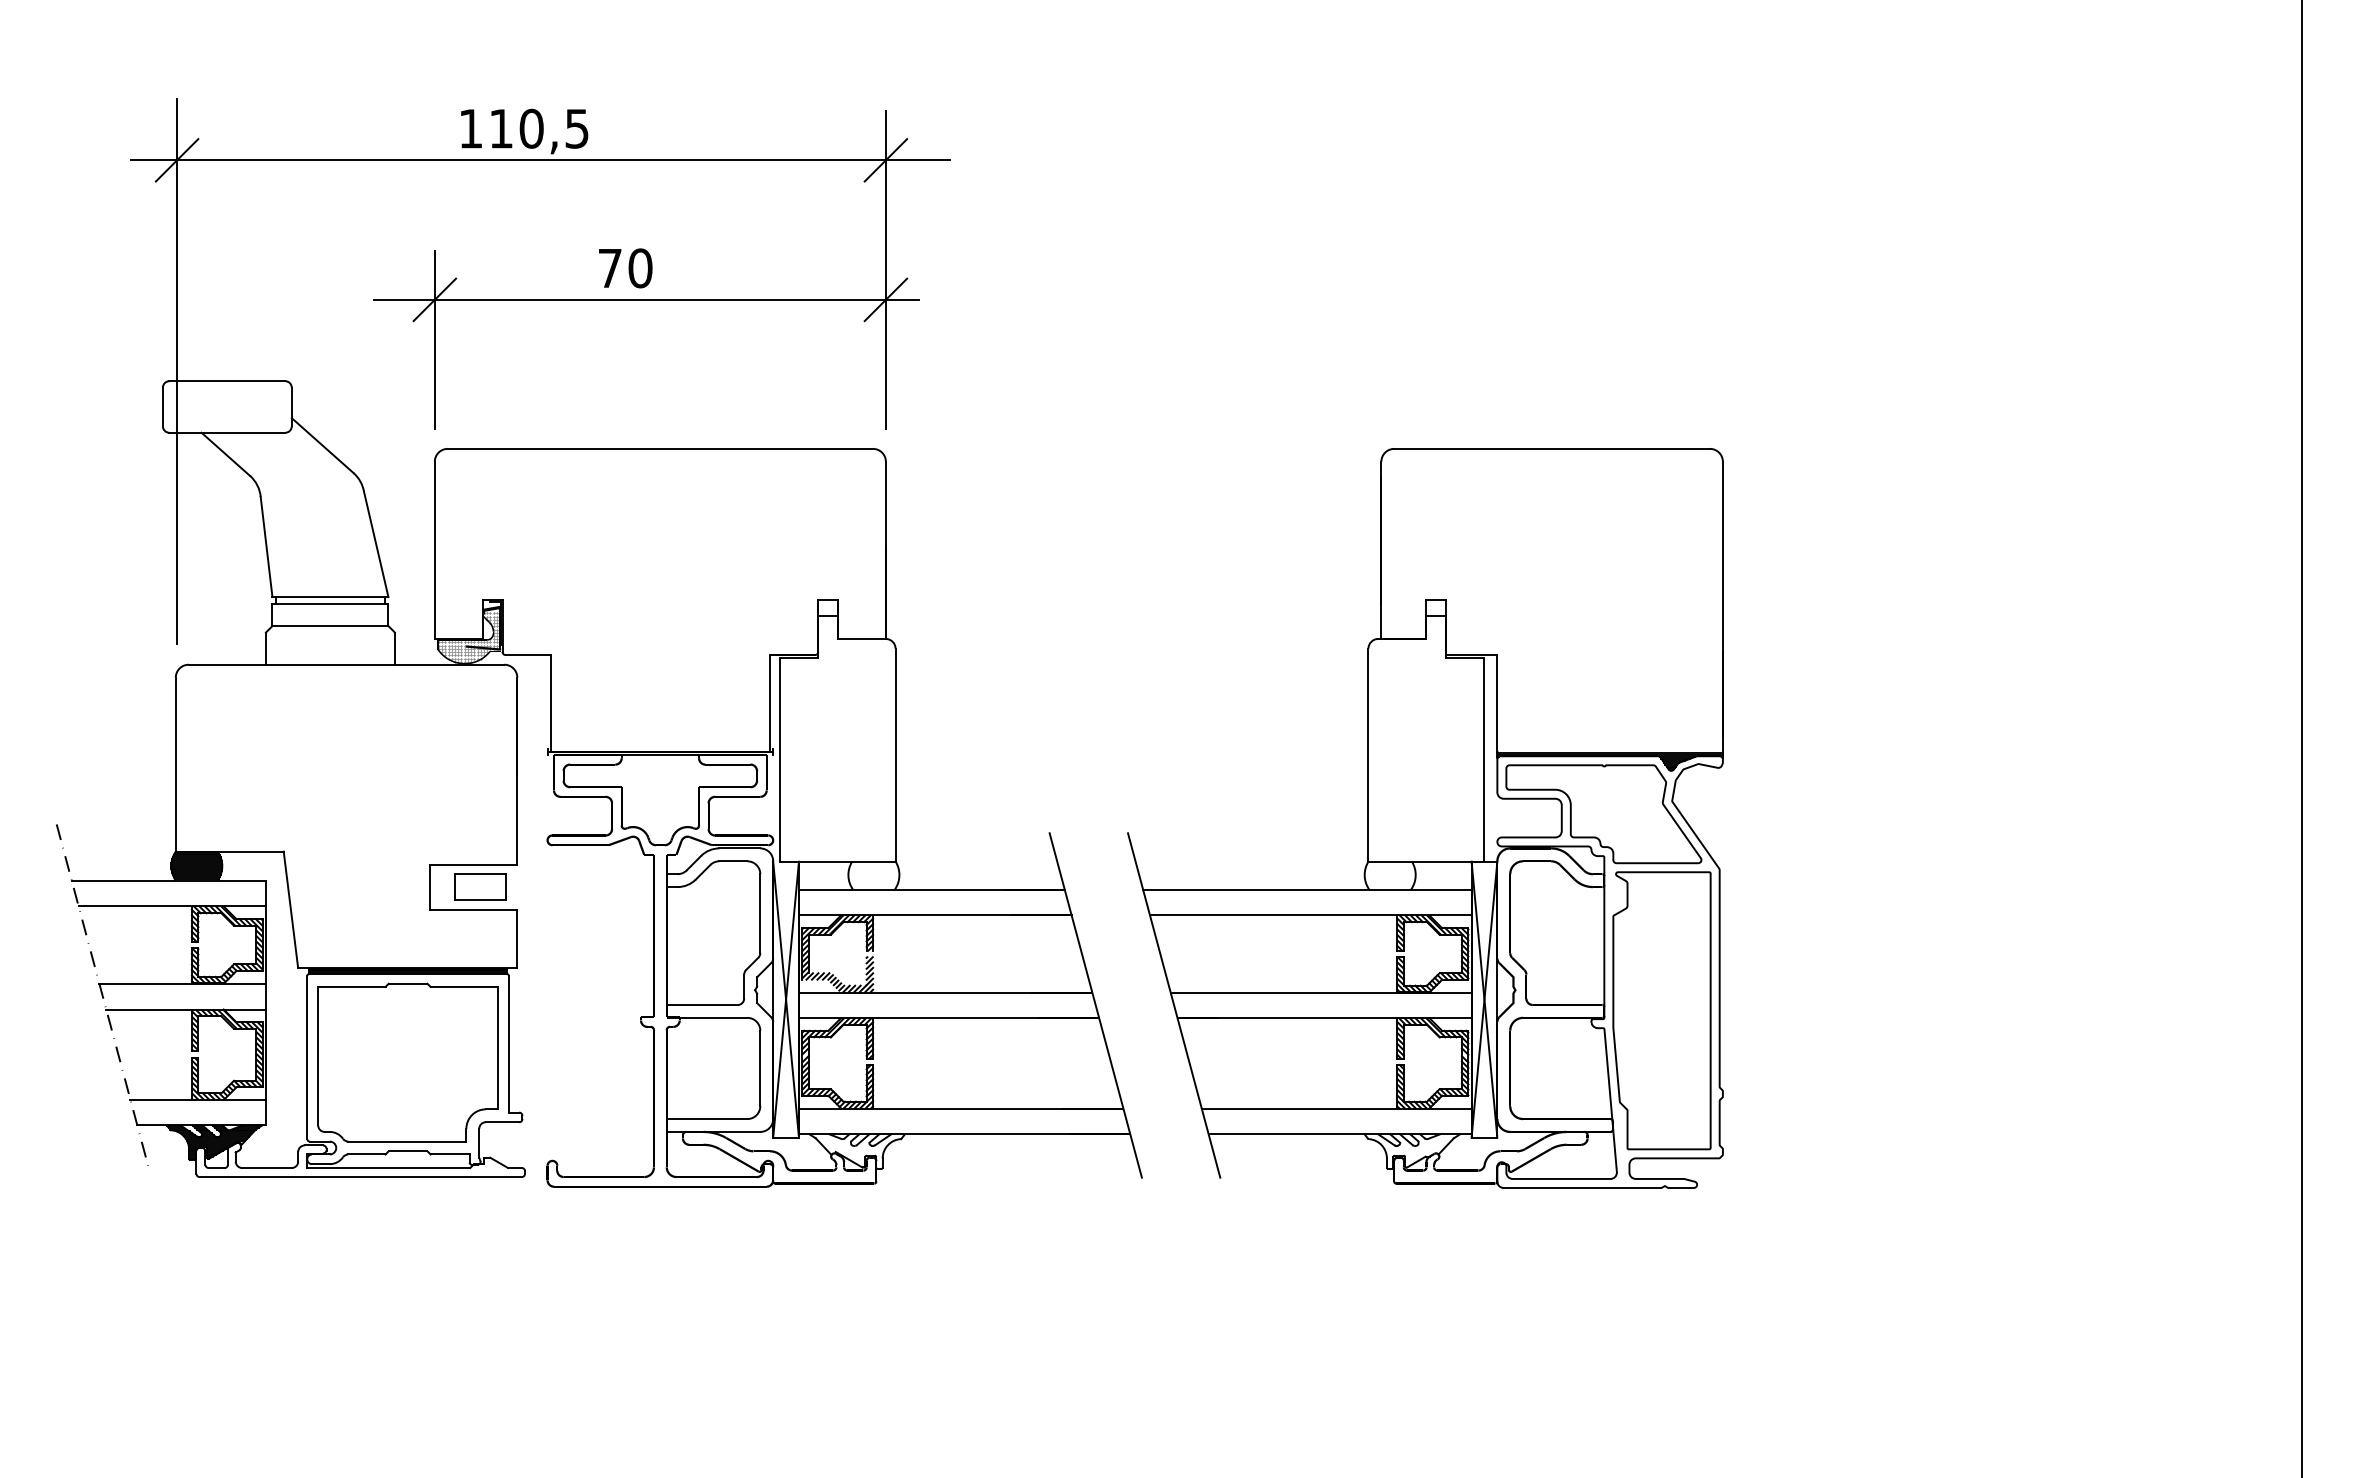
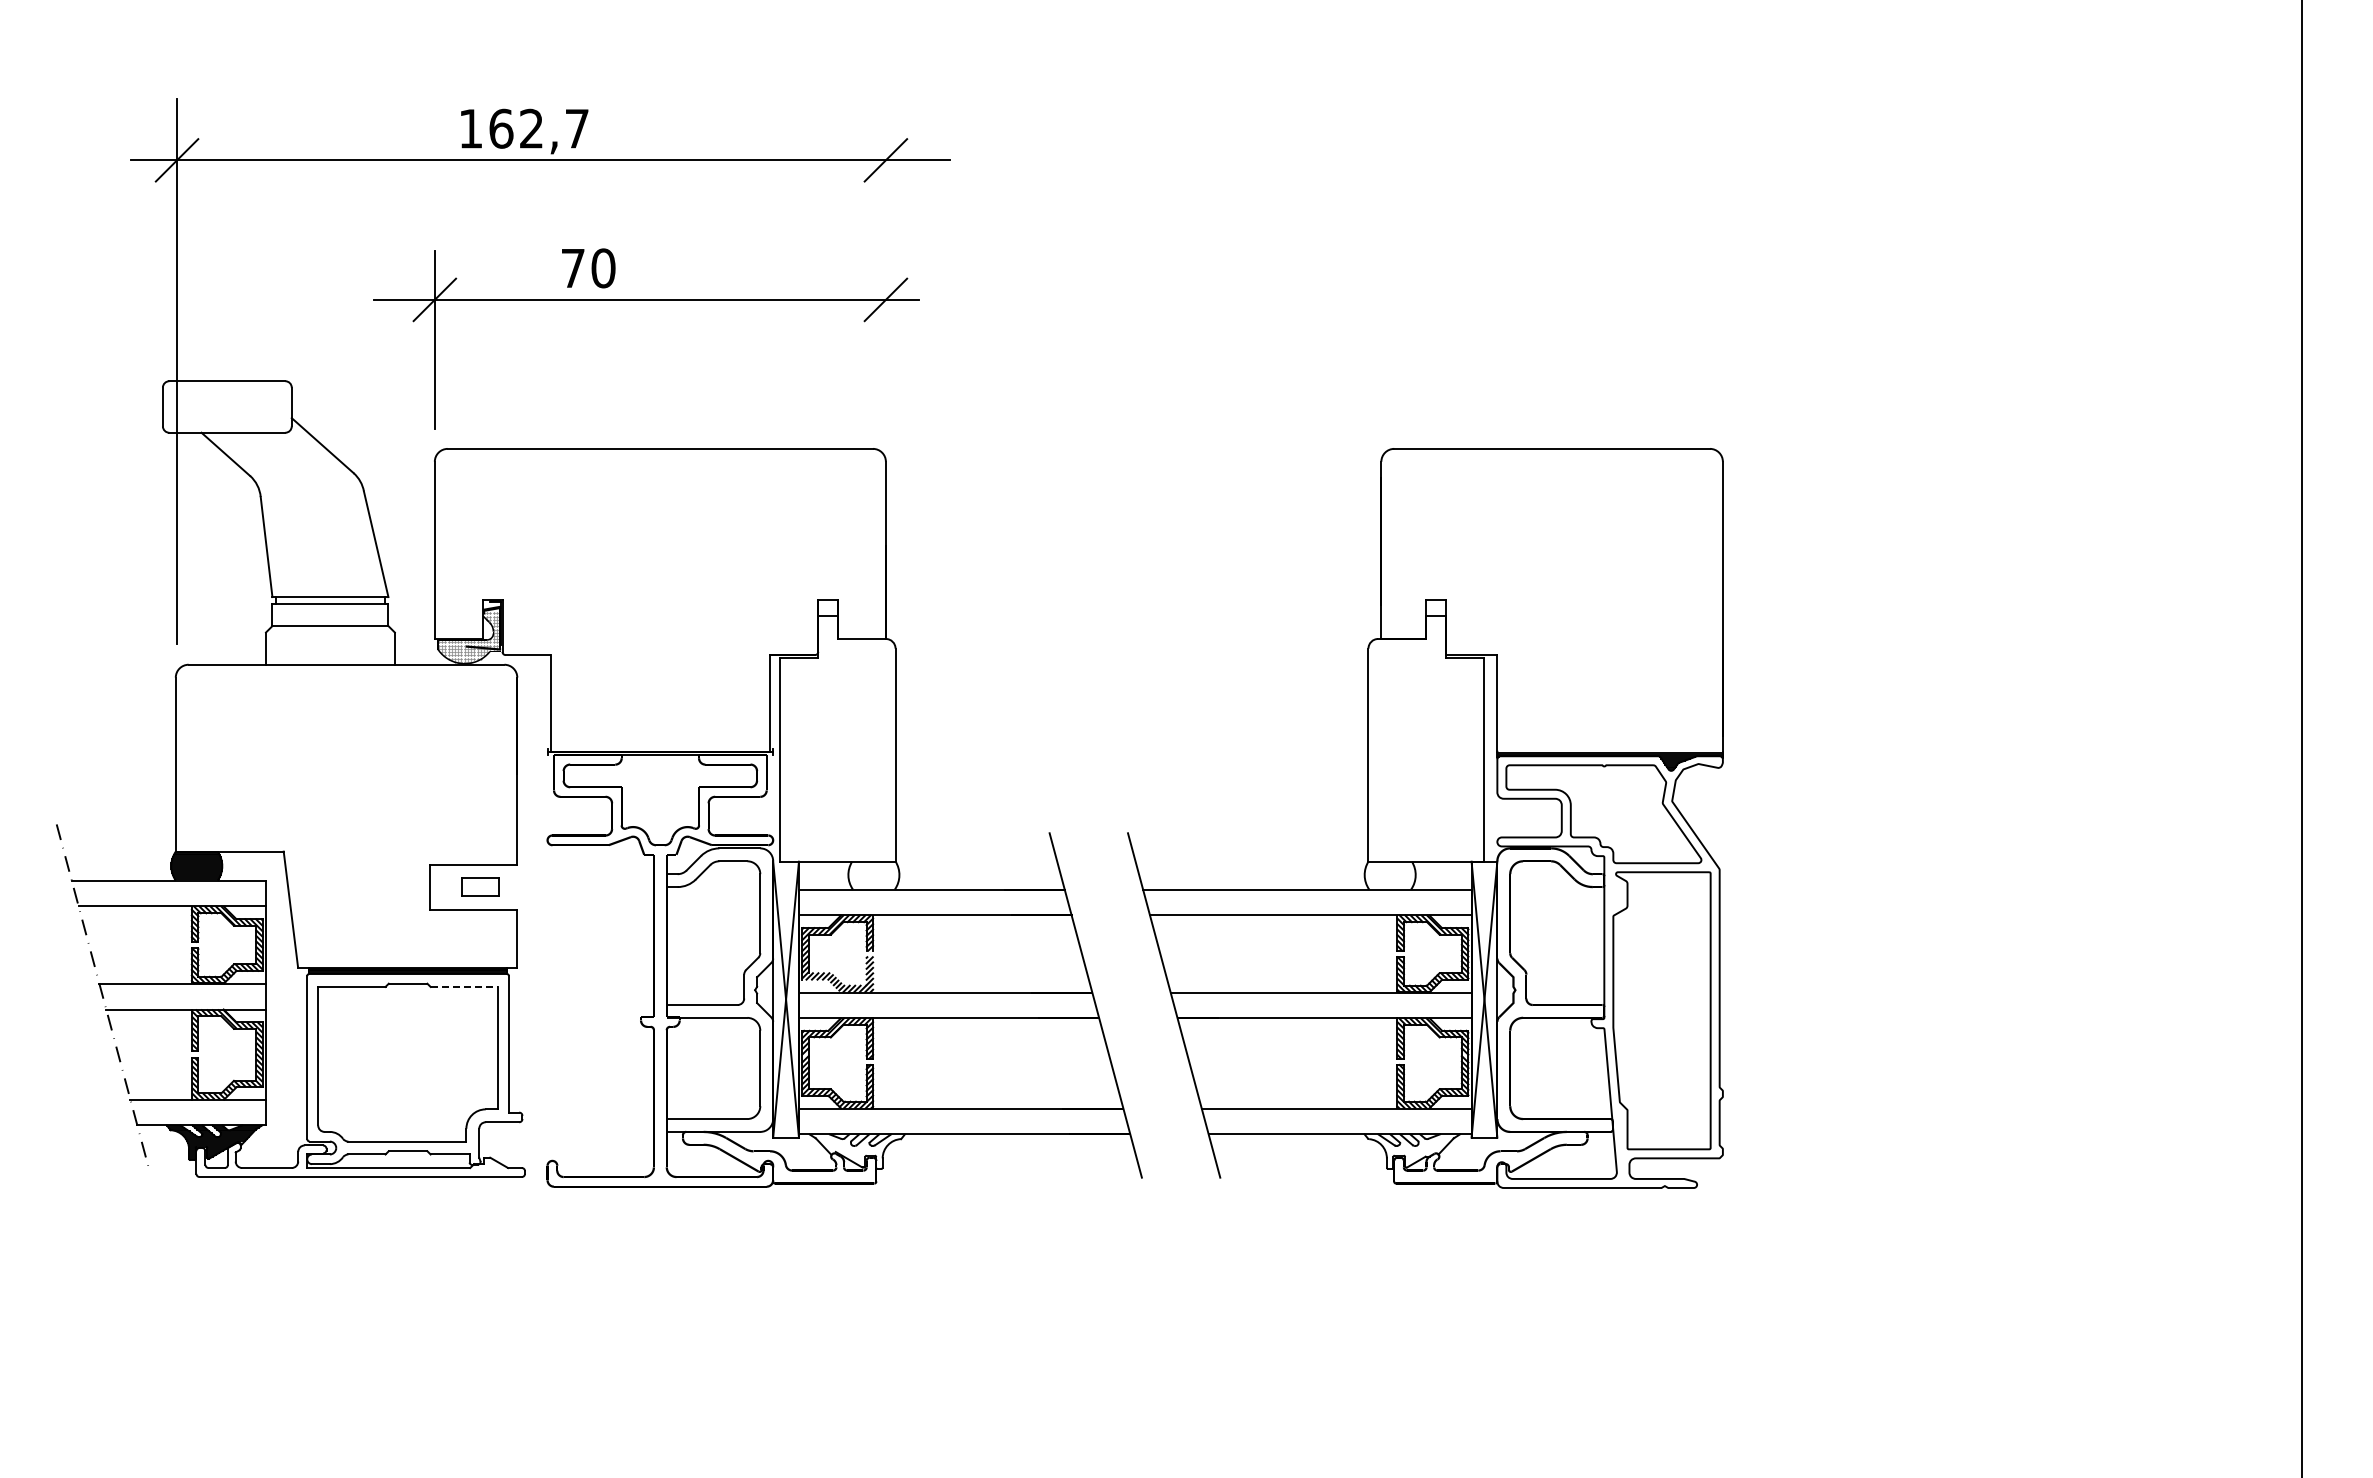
text: 110,5 -> 162,7 (538, 128)
text position: (625, 268) -> (588, 268) (588, 268)
line: present -> none (885, 269)
part size: 53x28 px -> 39x20 px (480, 886)
line: solid -> dashed (464, 986)
